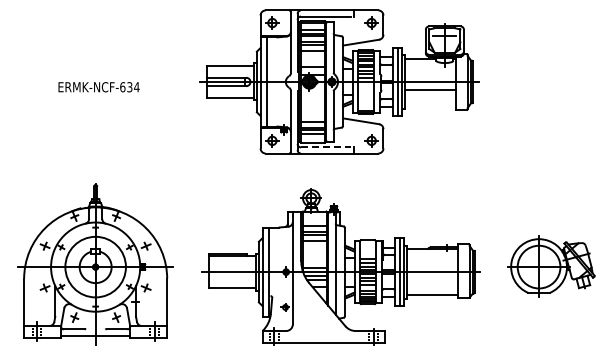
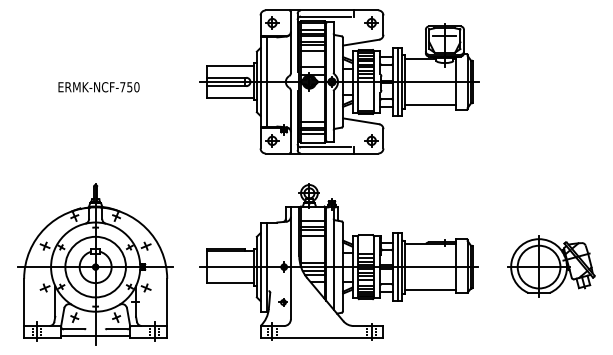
text: ERMK-NCF-634 -> ERMK-NCF-750 (129, 87)
line position: (430, 90) -> (430, 105) (430, 105)
line: dashed -> solid (325, 147)
part position: (340, 266) -> (338, 261) (338, 261)
